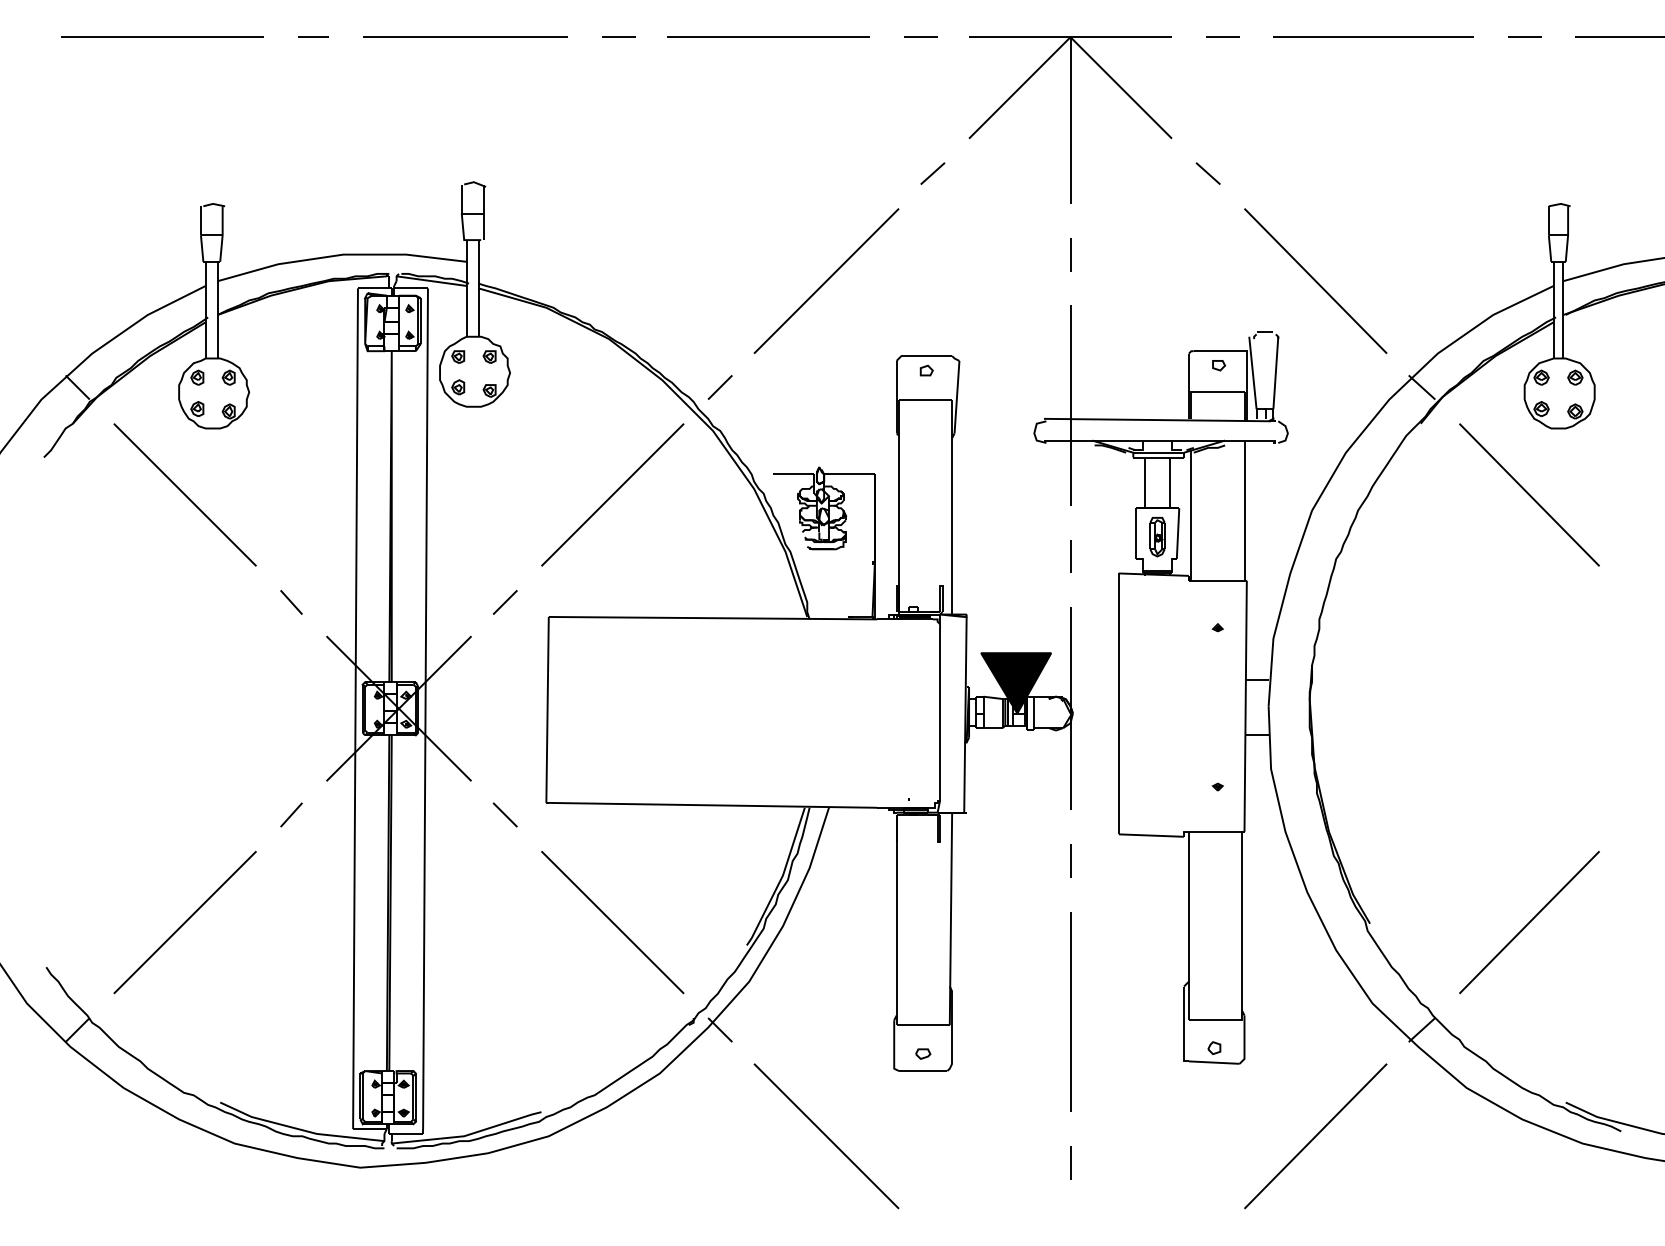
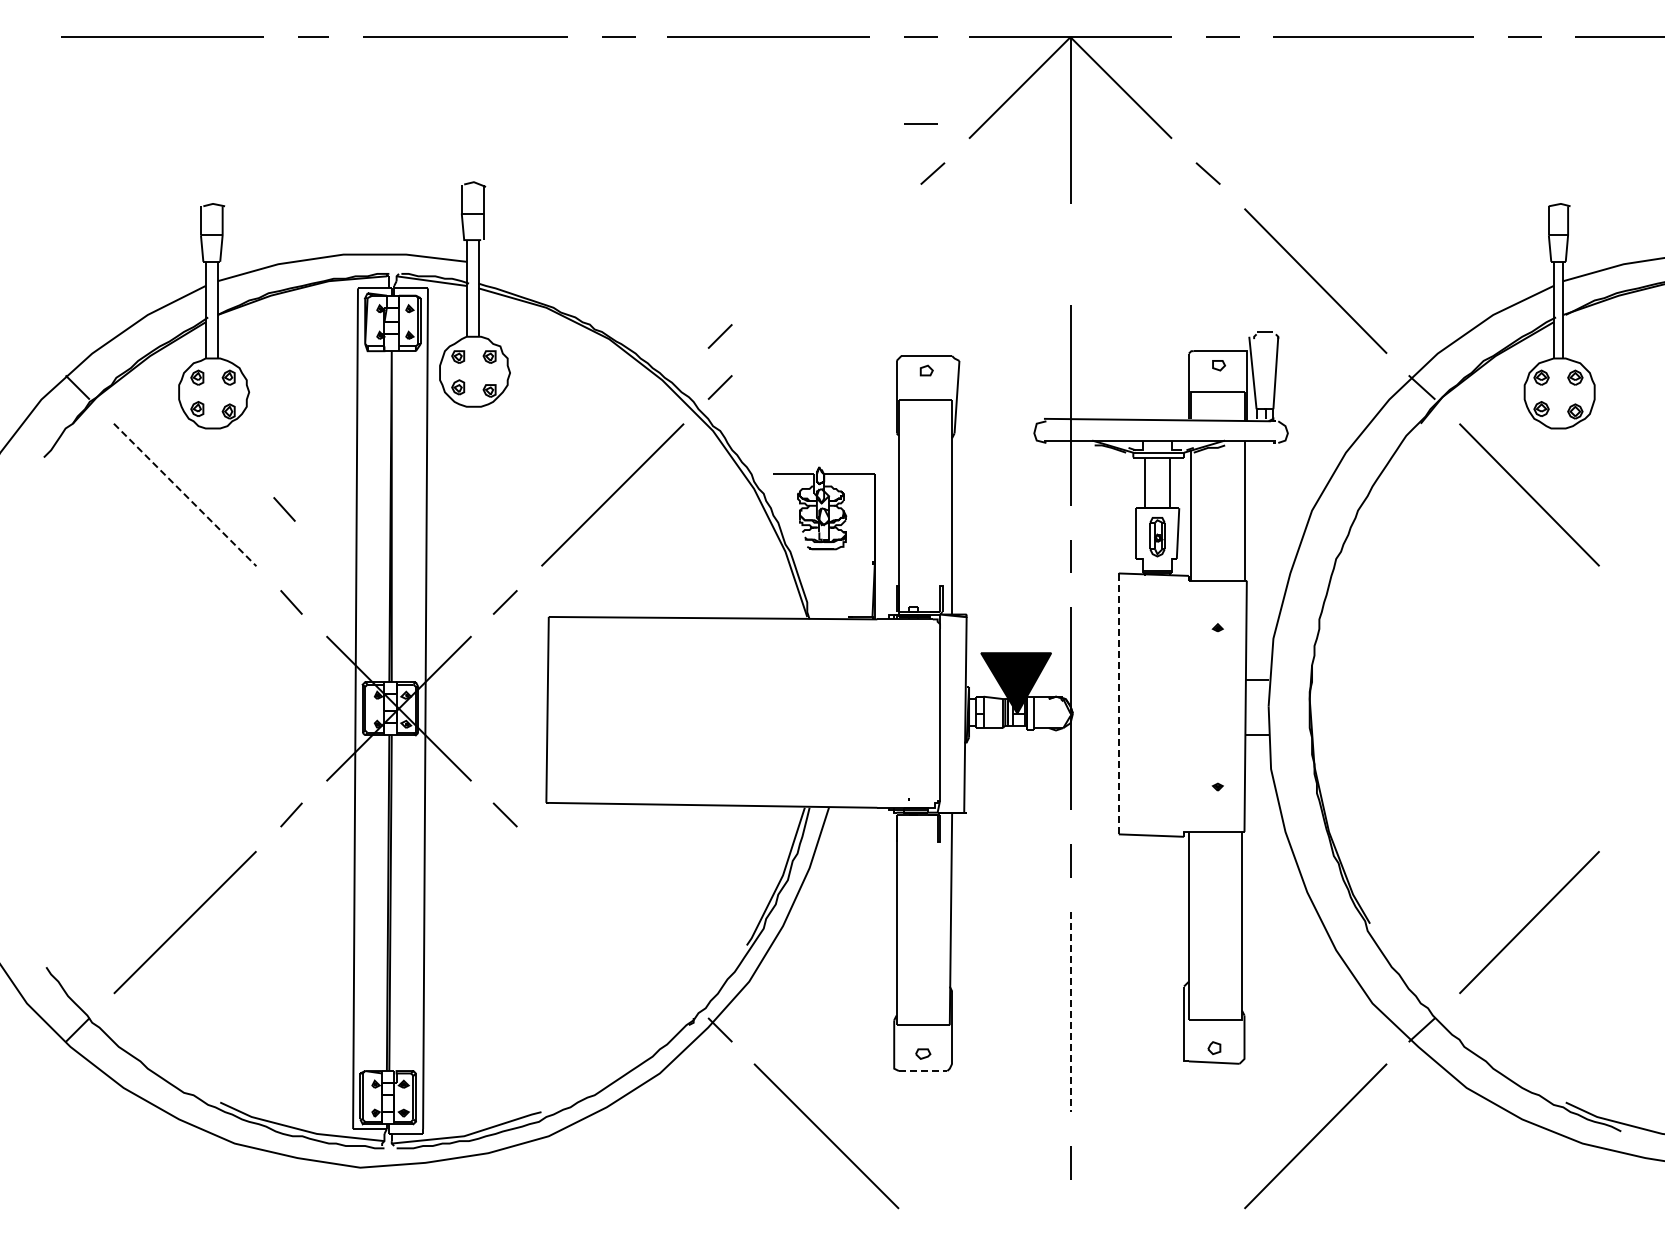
line: none -> present (920, 123)
line: present -> none (1070, 254)
line: present -> none (826, 280)
line: none -> present (719, 336)
line: solid -> dashed (185, 494)
line: none -> present (284, 509)
line: solid -> dashed (1118, 704)
line: present -> none (612, 922)
line: solid -> dashed (1070, 1012)
line: solid -> dashed (923, 1071)
